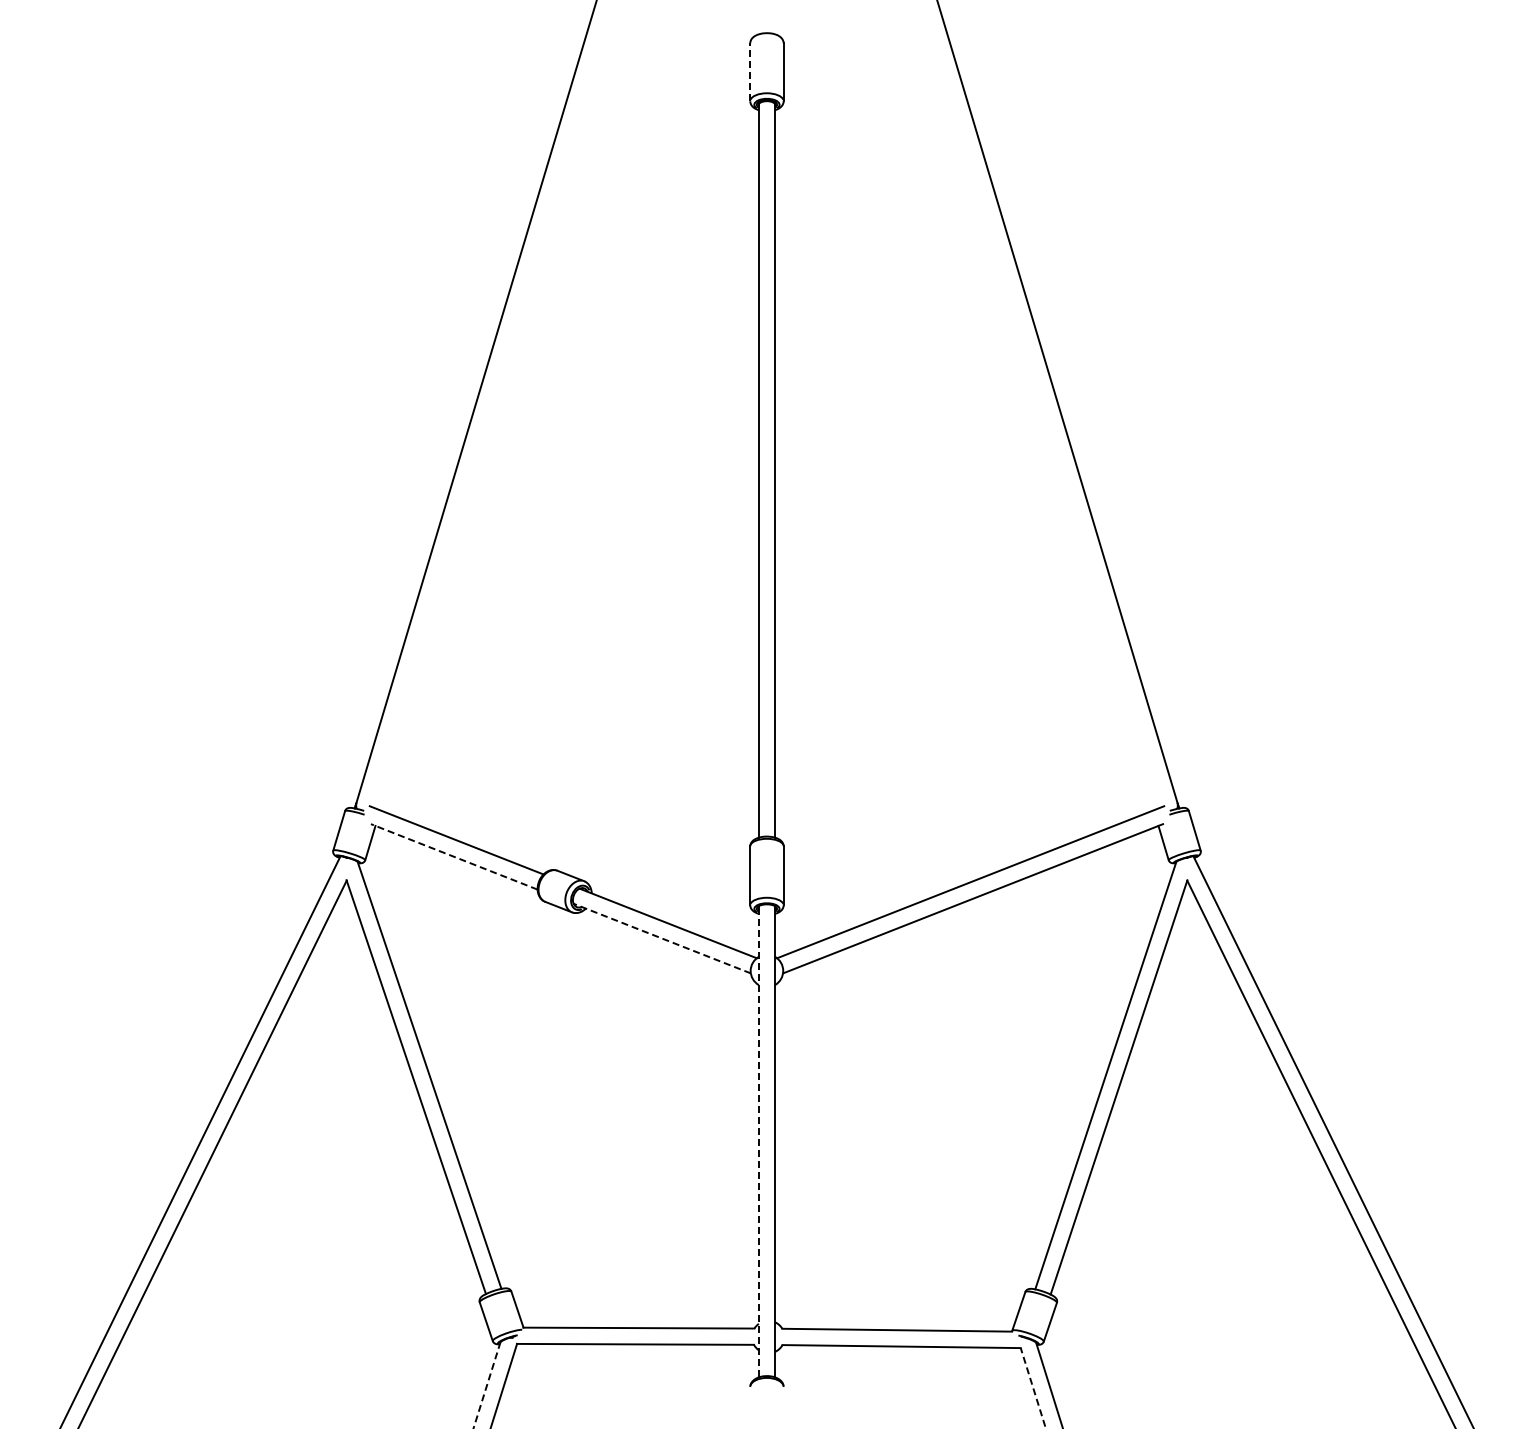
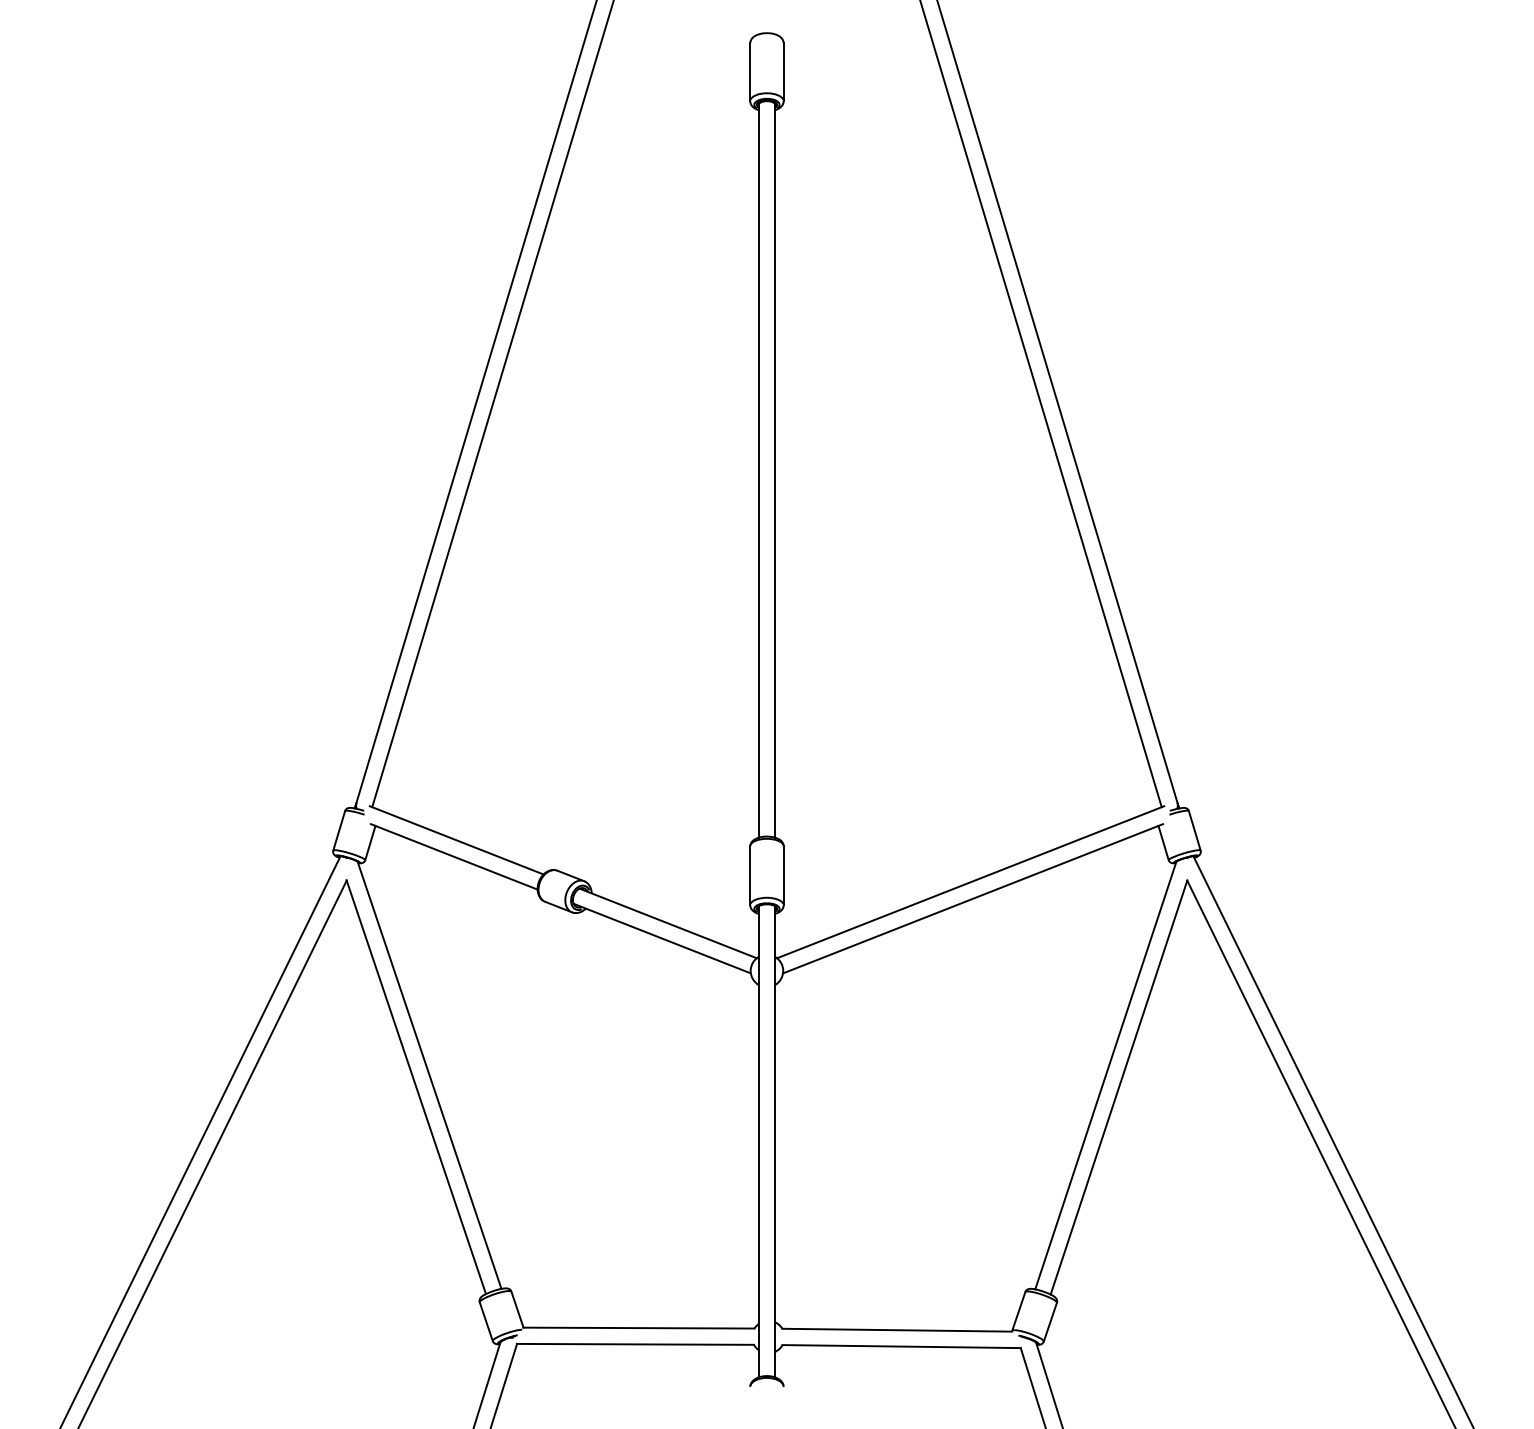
line: dashed -> solid (750, 72)
line: none -> present (492, 404)
line: none -> present (1040, 404)
line: dashed -> solid (454, 856)
line: dashed -> solid (661, 938)
line: dashed -> solid (758, 1142)
line: dashed -> solid (486, 1385)
line: dashed -> solid (1033, 1387)
